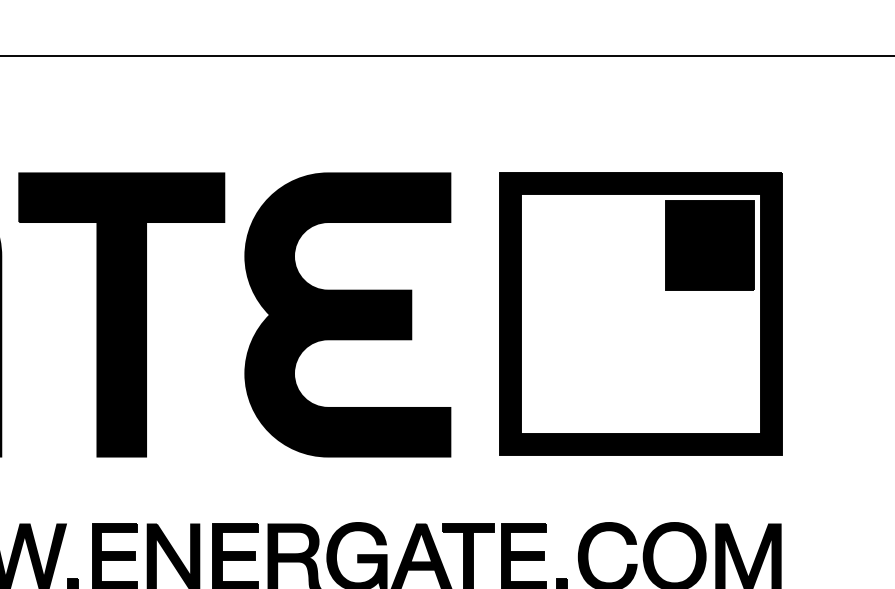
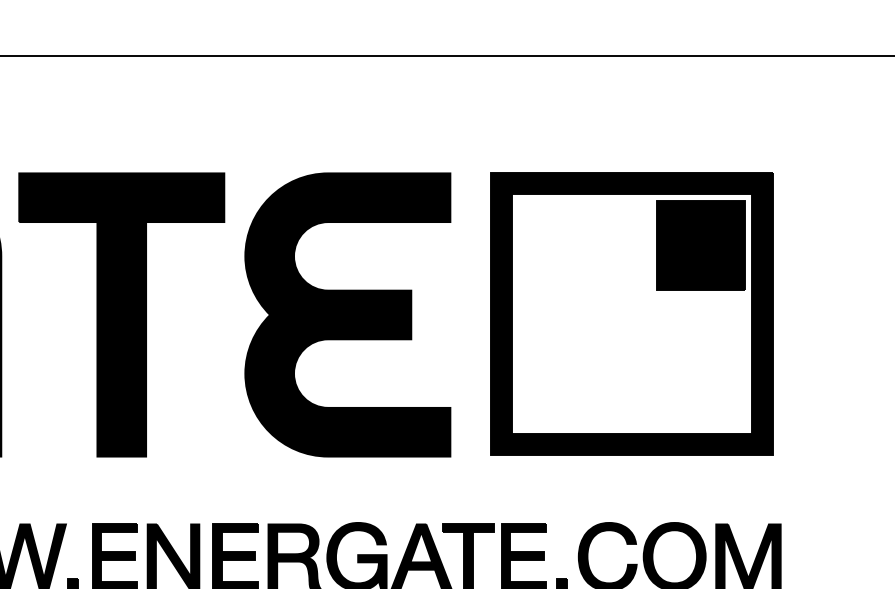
part position: (640, 313) -> (631, 313) (631, 313)
